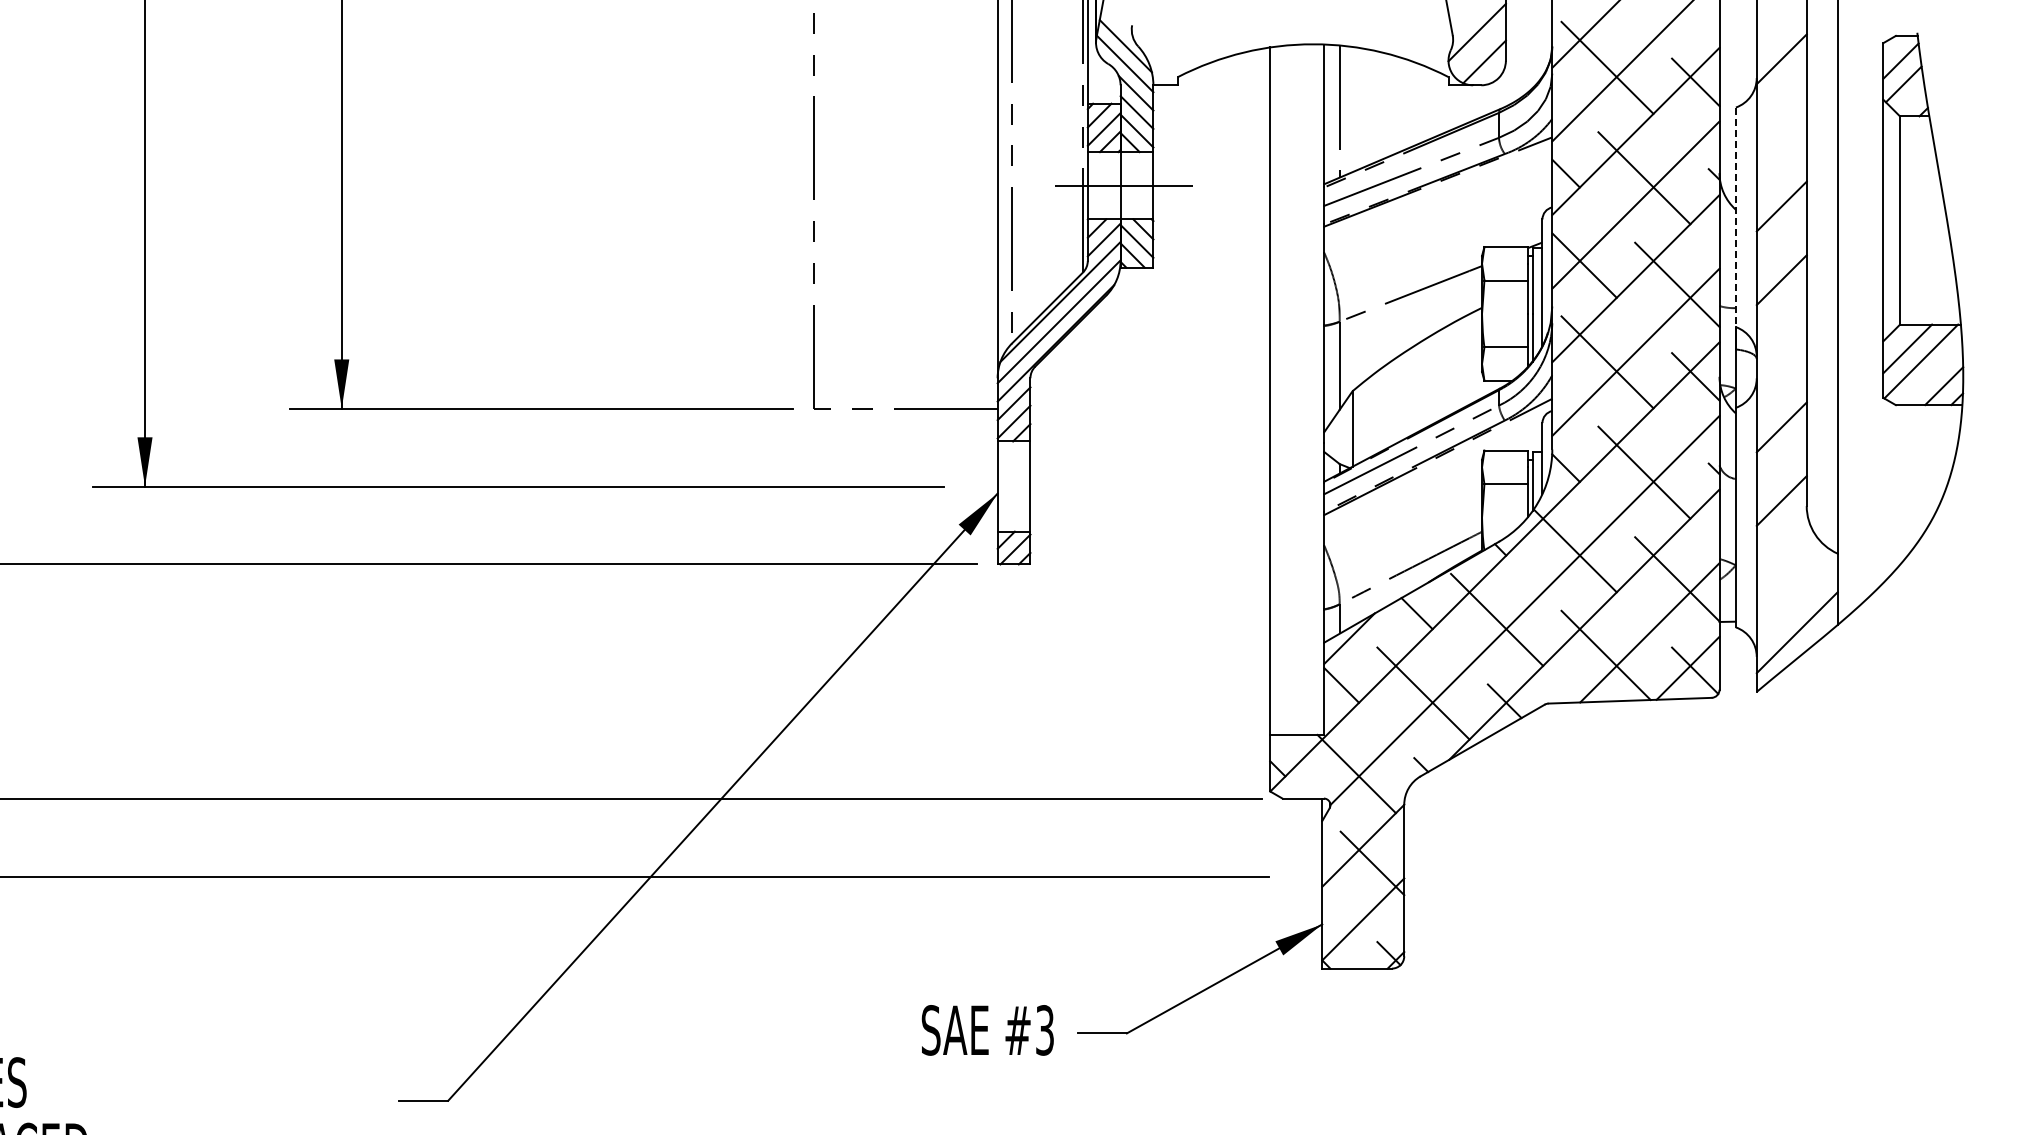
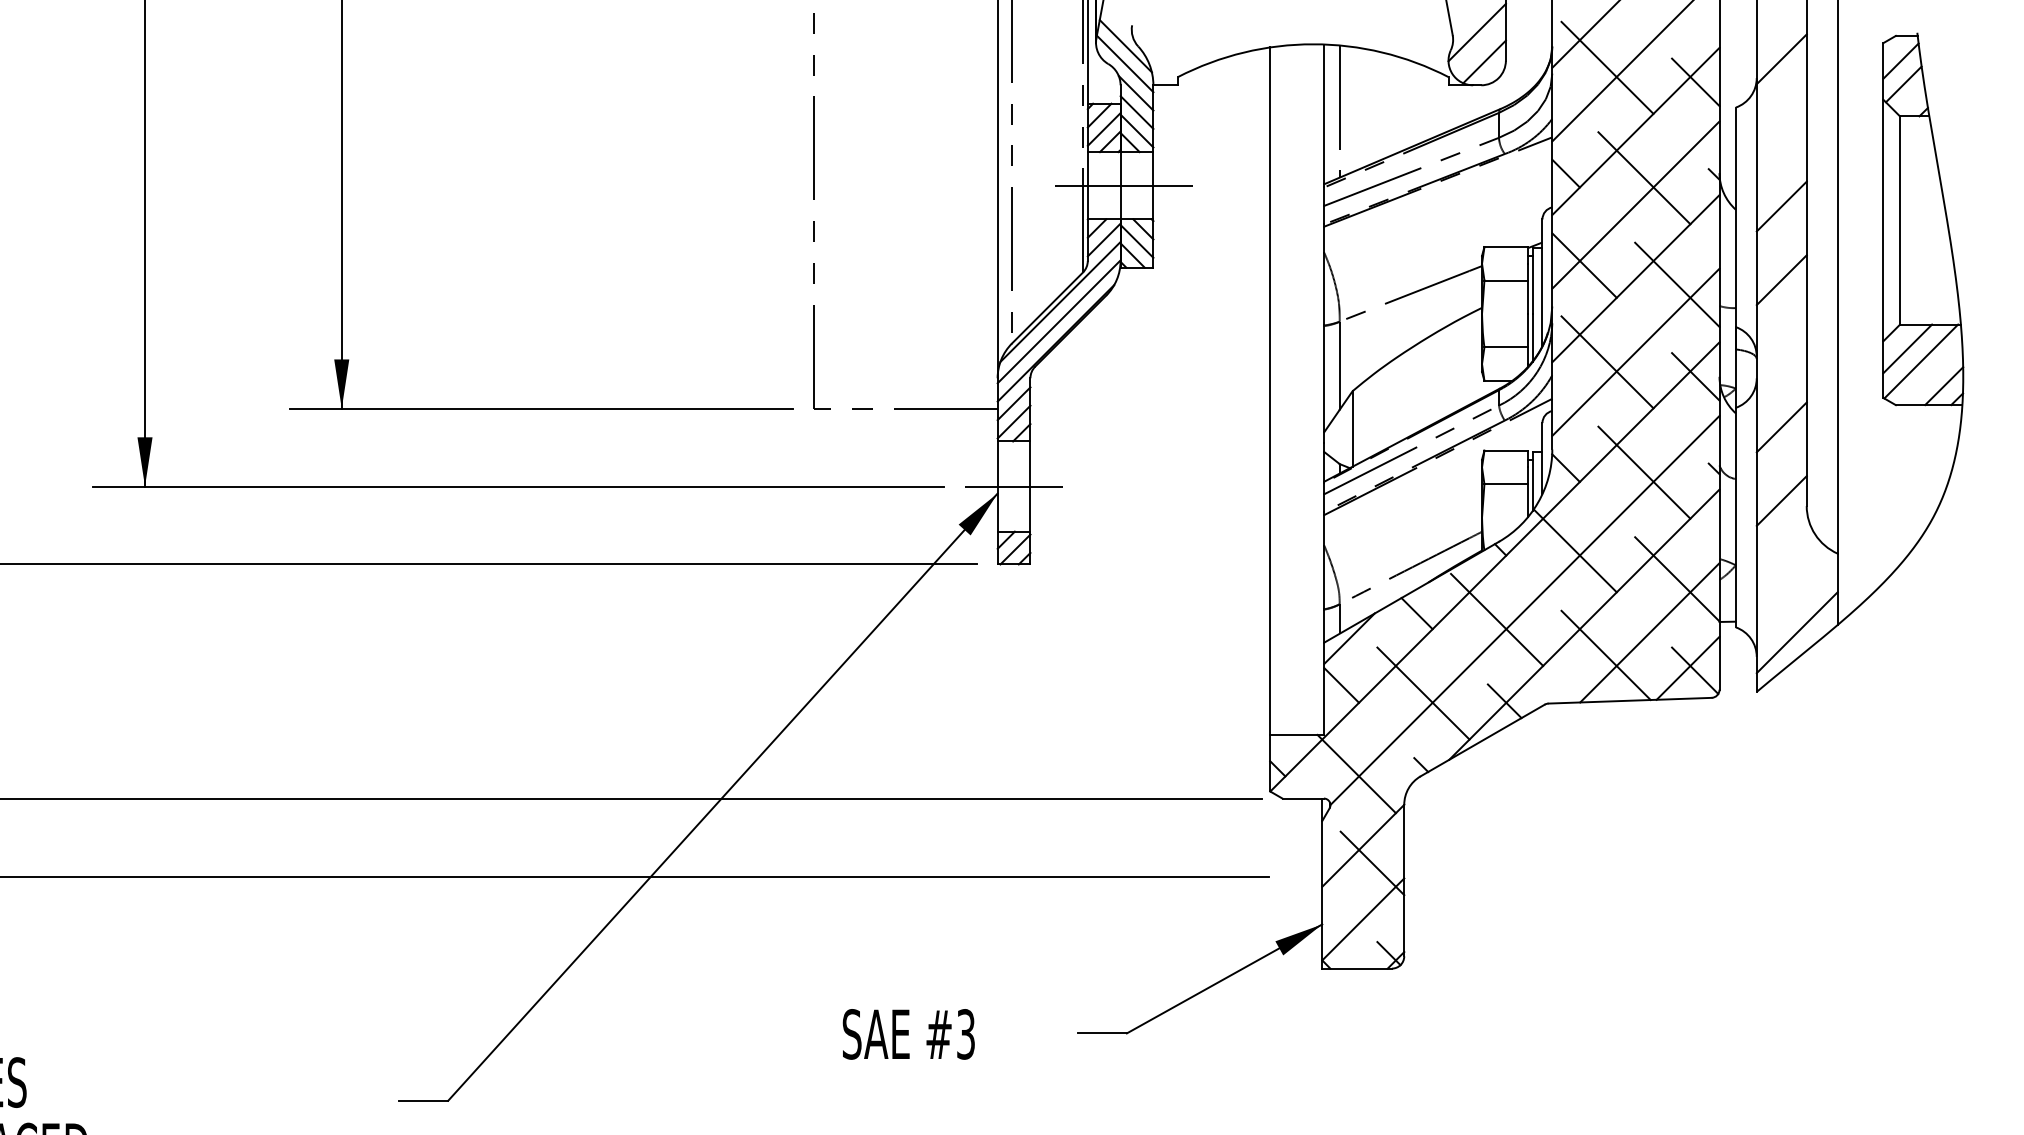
line: dashed -> solid (1735, 217)
line: none -> present (1013, 486)
text position: (987, 1030) -> (908, 1034) (908, 1034)
